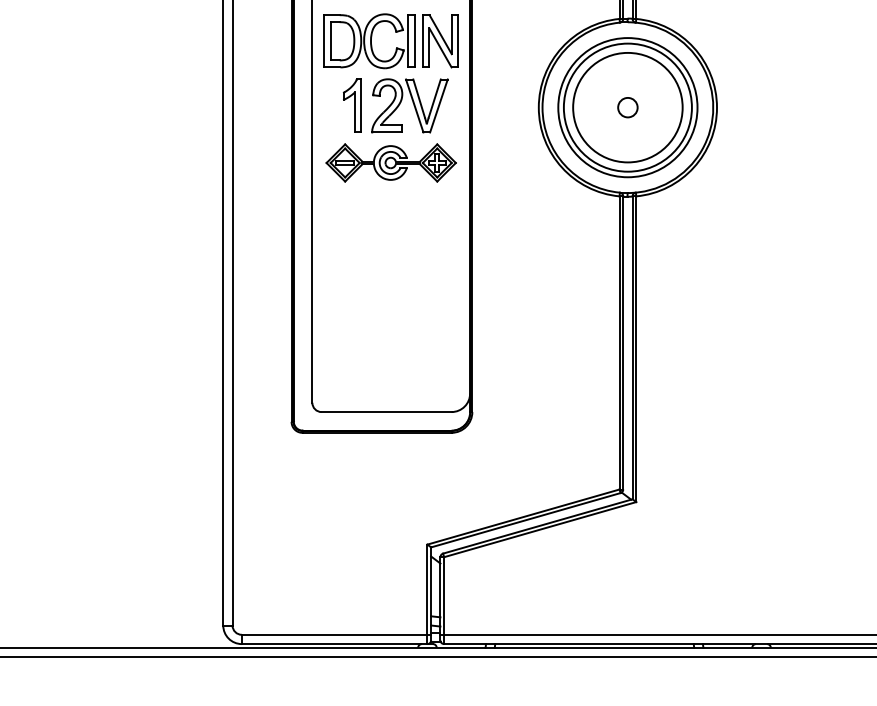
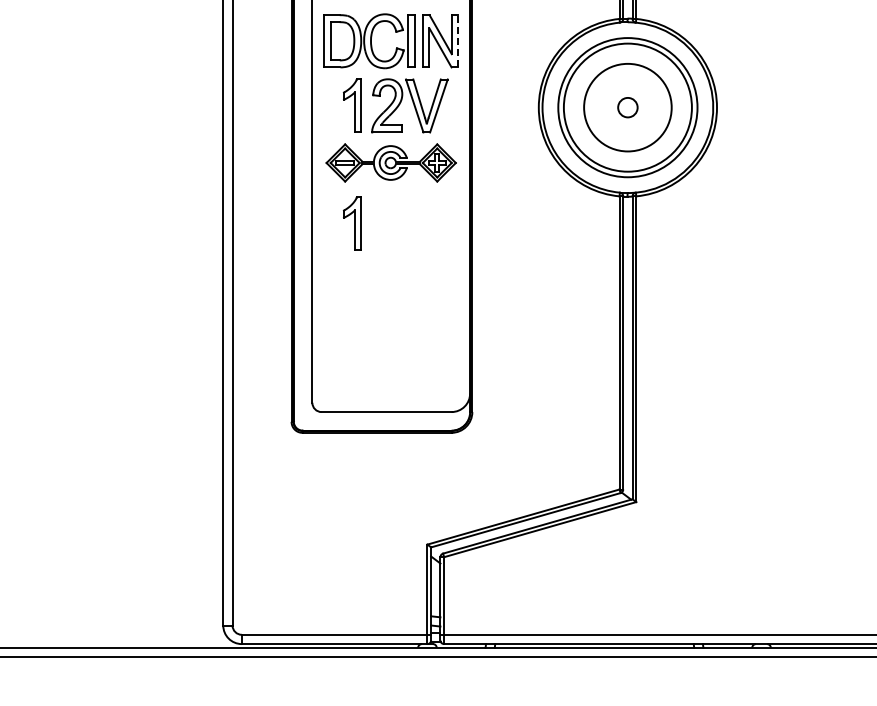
line: solid -> dashed (458, 40)
circle diameter: 110 px -> 88 px (627, 107)
part: none -> present (352, 223)
